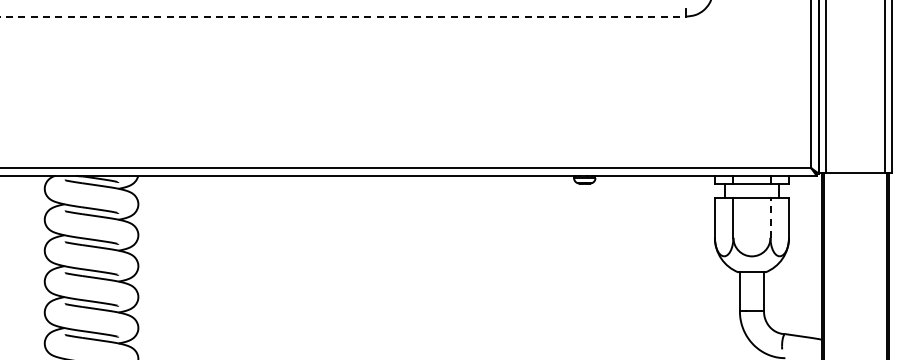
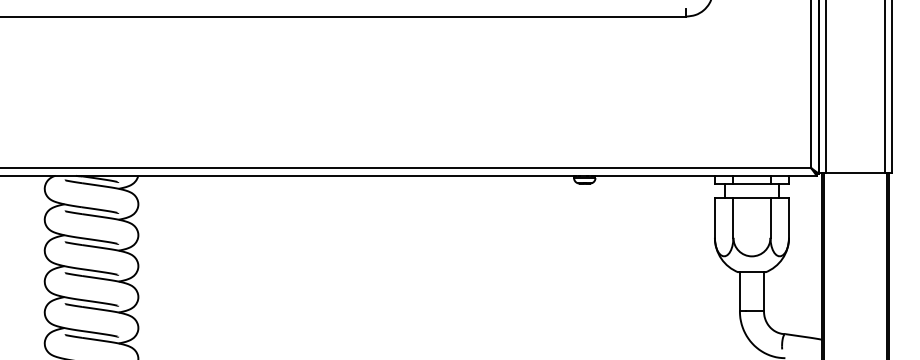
line: dashed -> solid (343, 16)
line: dashed -> solid (770, 217)
